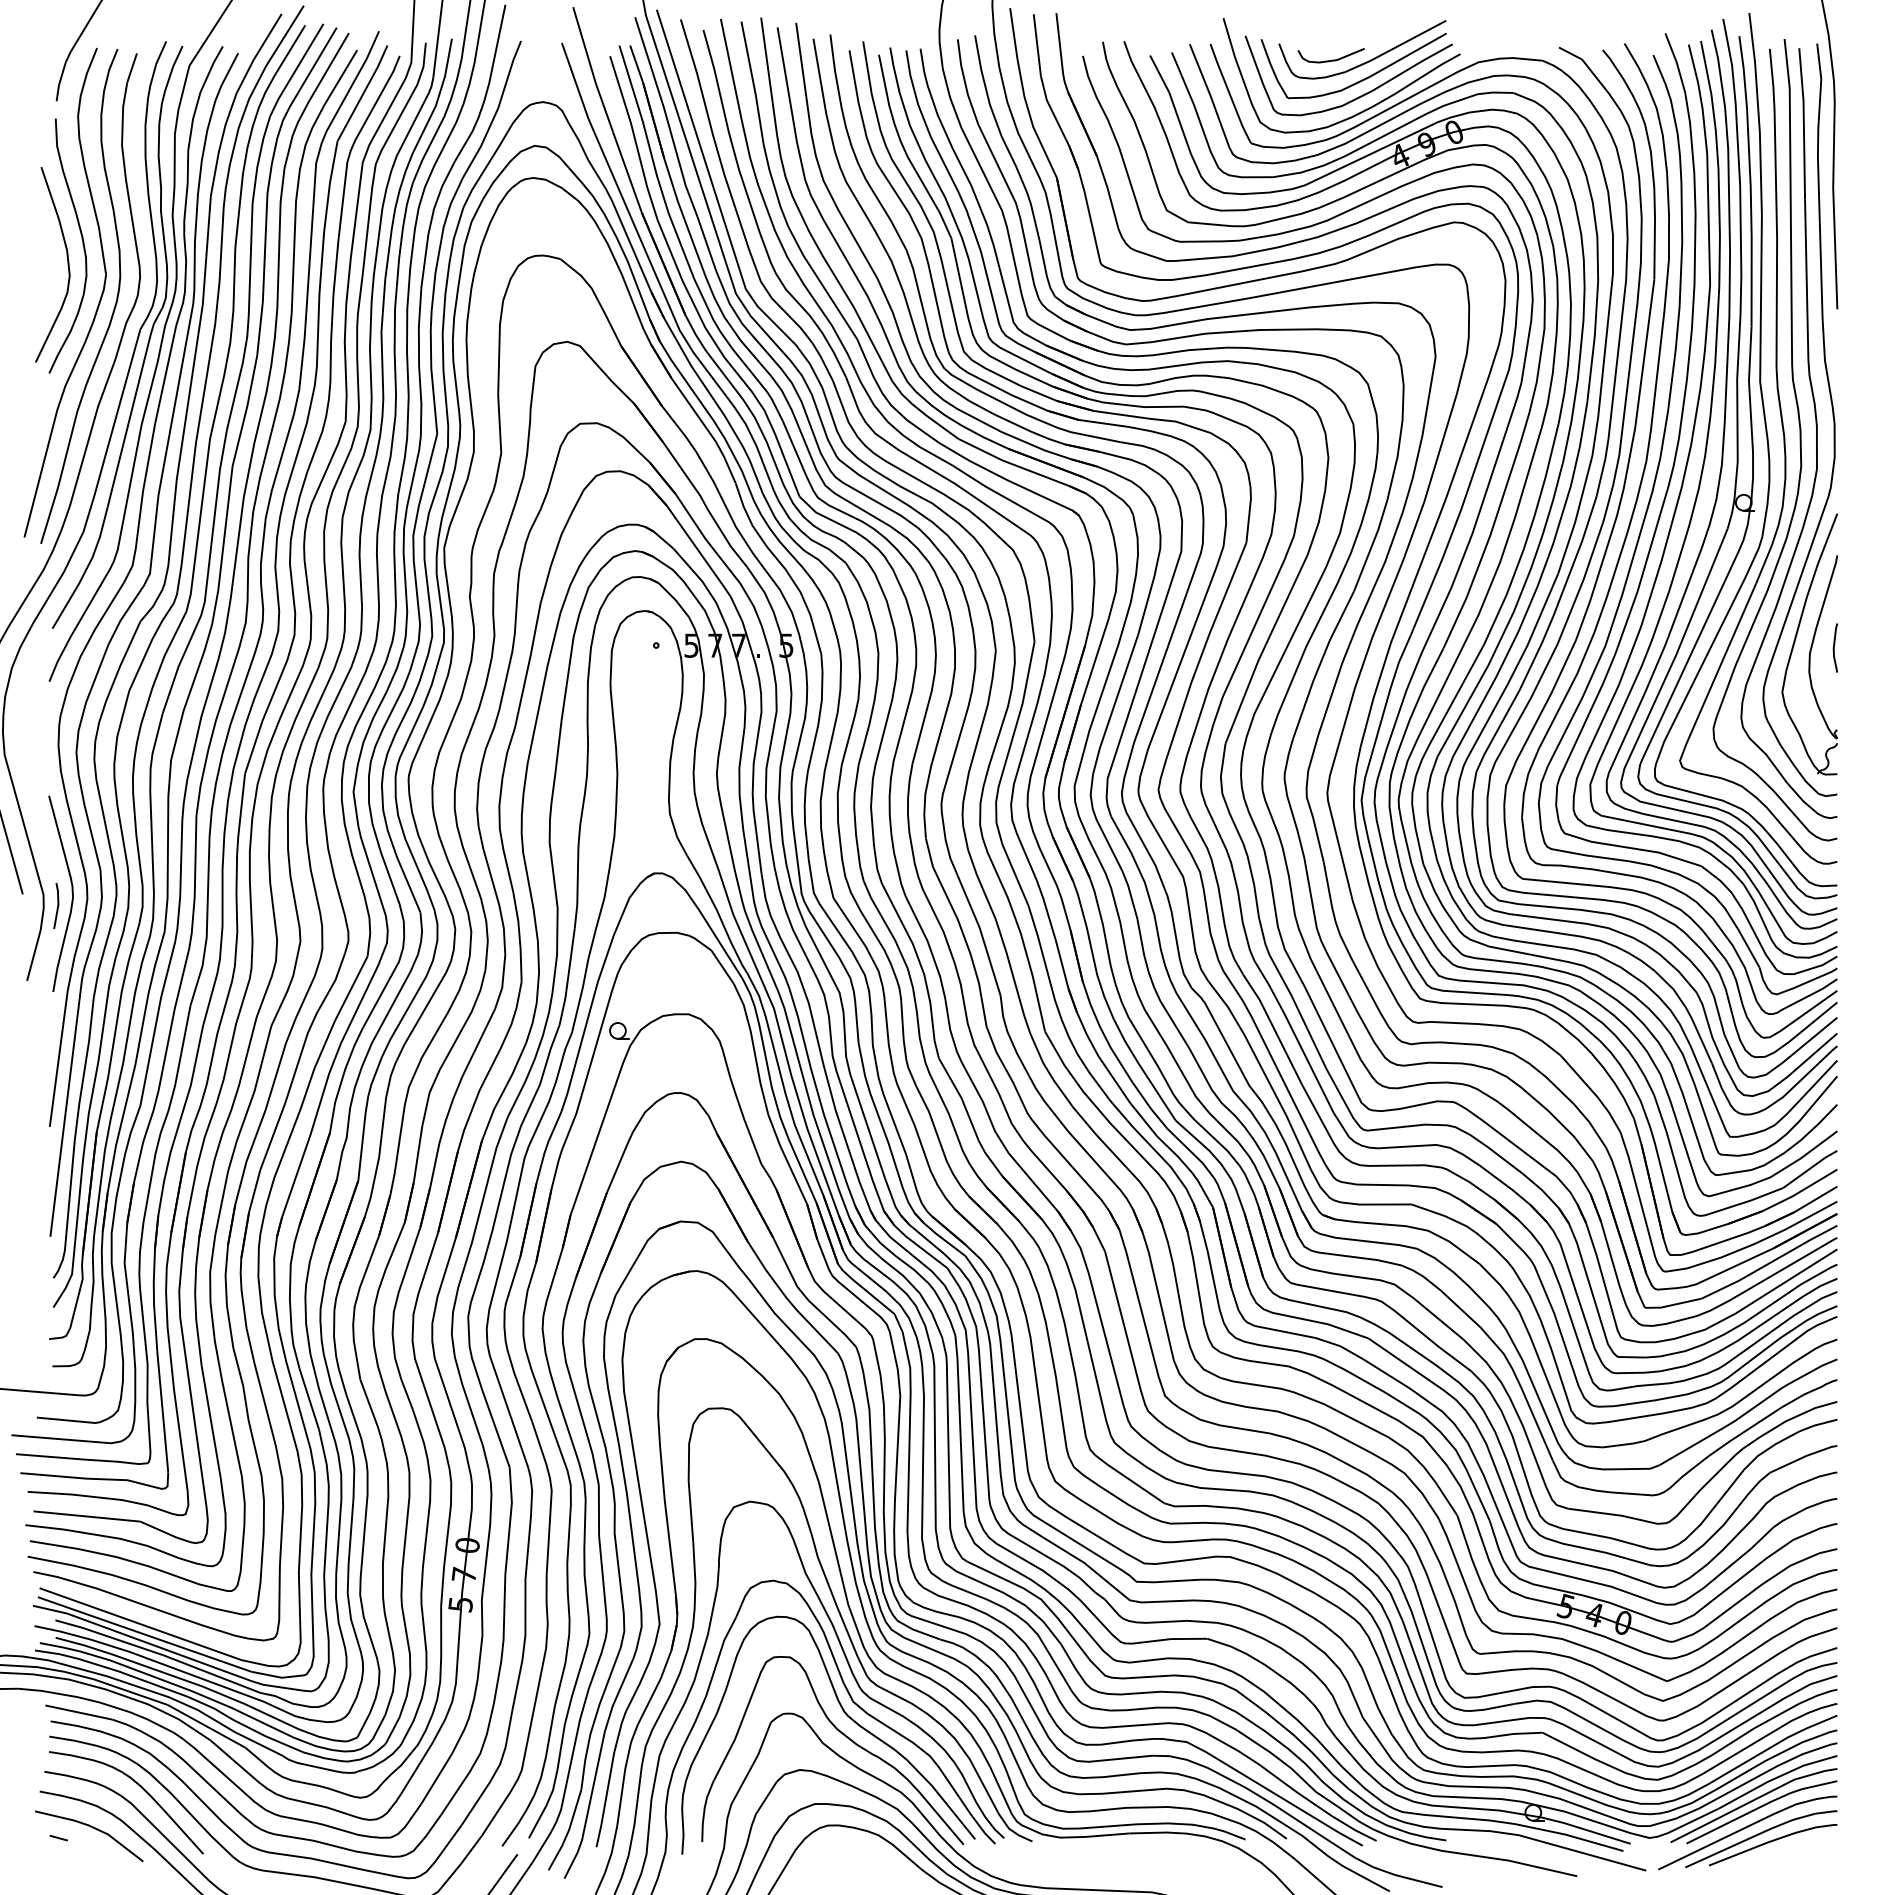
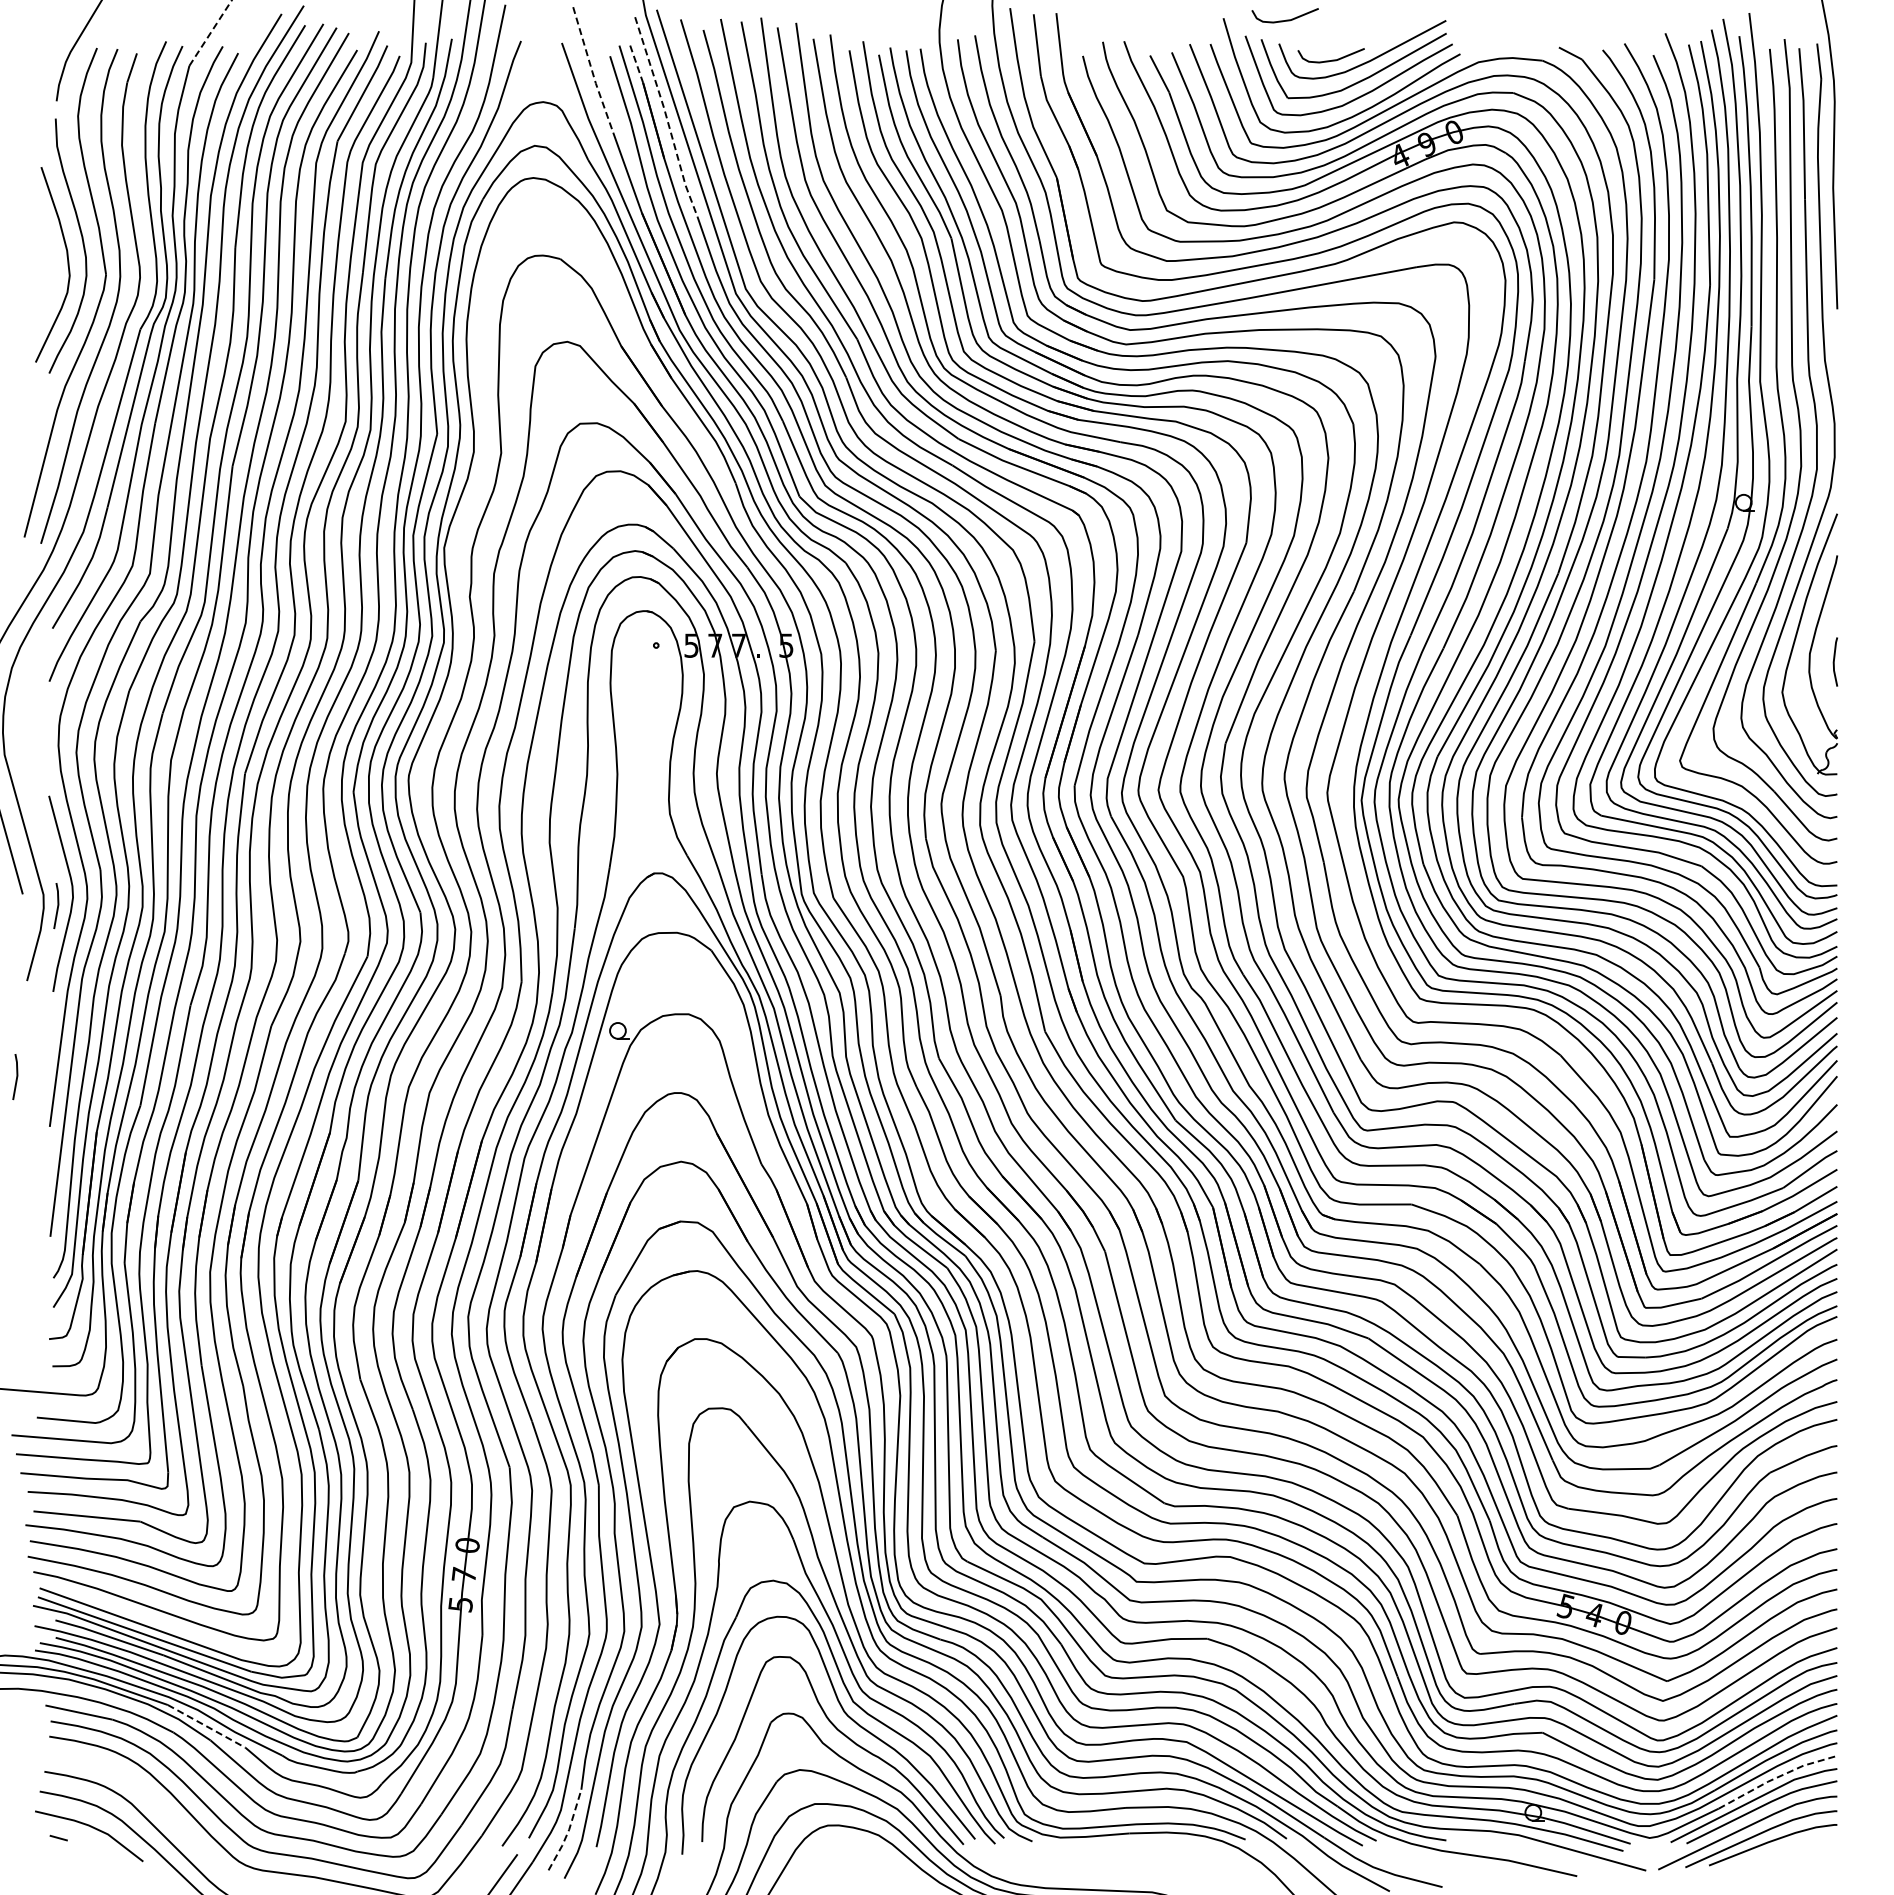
curve: none -> present (1286, 19)
line: solid -> dashed (210, 33)
line: solid -> dashed (636, 64)
line: solid -> dashed (592, 71)
line: solid -> dashed (666, 117)
line position: (1834, 647) -> (1834, 661) (1834, 661)
line: none -> present (16, 1077)
line: solid -> dashed (207, 1726)
line: solid -> dashed (1776, 1777)
curve: present -> none (140, 1787)
line: solid -> dashed (568, 1831)
